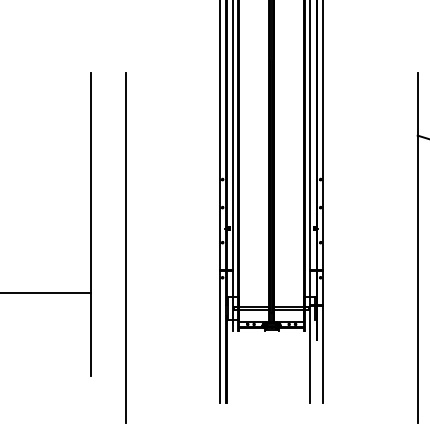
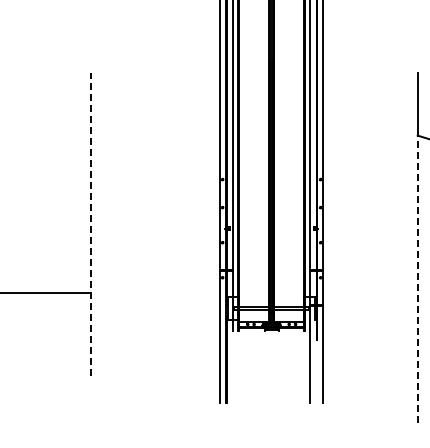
line: solid -> dashed (90, 224)
line: present -> none (125, 247)
line: solid -> dashed (417, 279)
